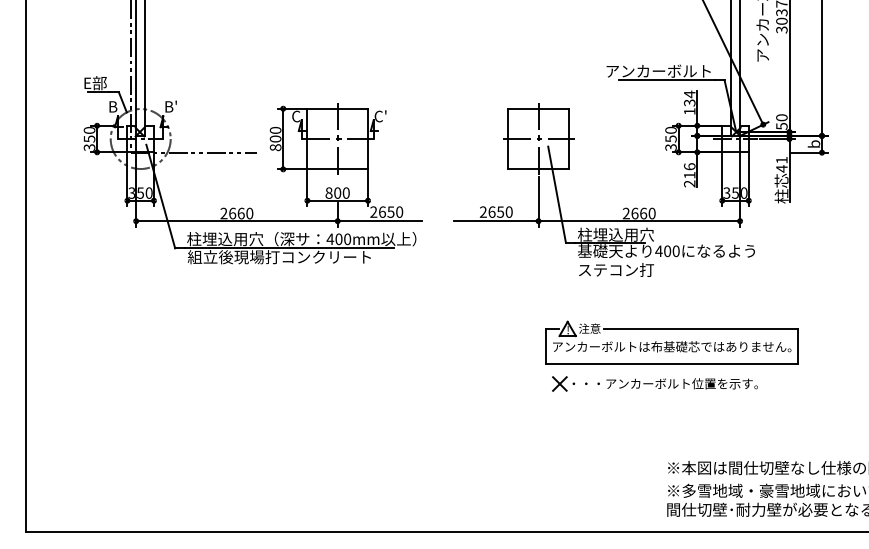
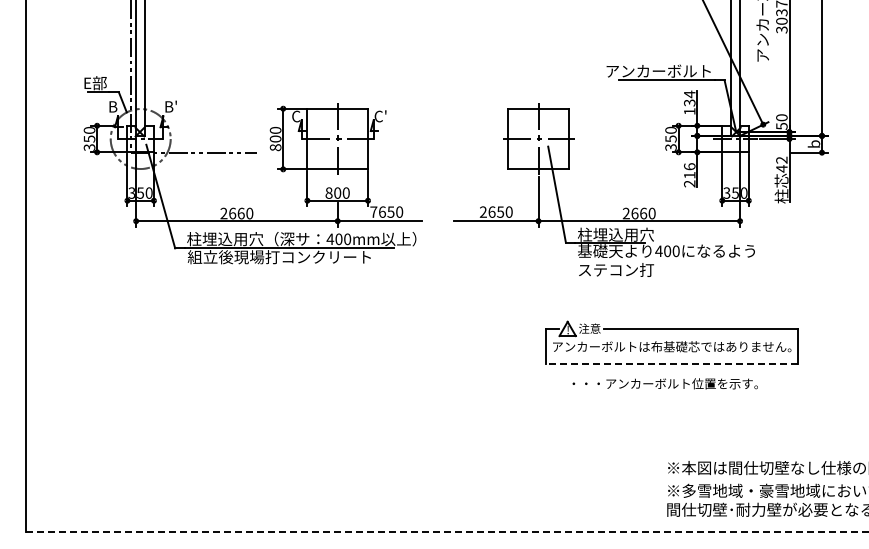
text: 41 -> 42 (781, 159)
text: 2650 -> 7650 (373, 211)
line: solid -> dashed (672, 363)
part: present -> none (559, 383)
line: solid -> dashed (447, 532)
